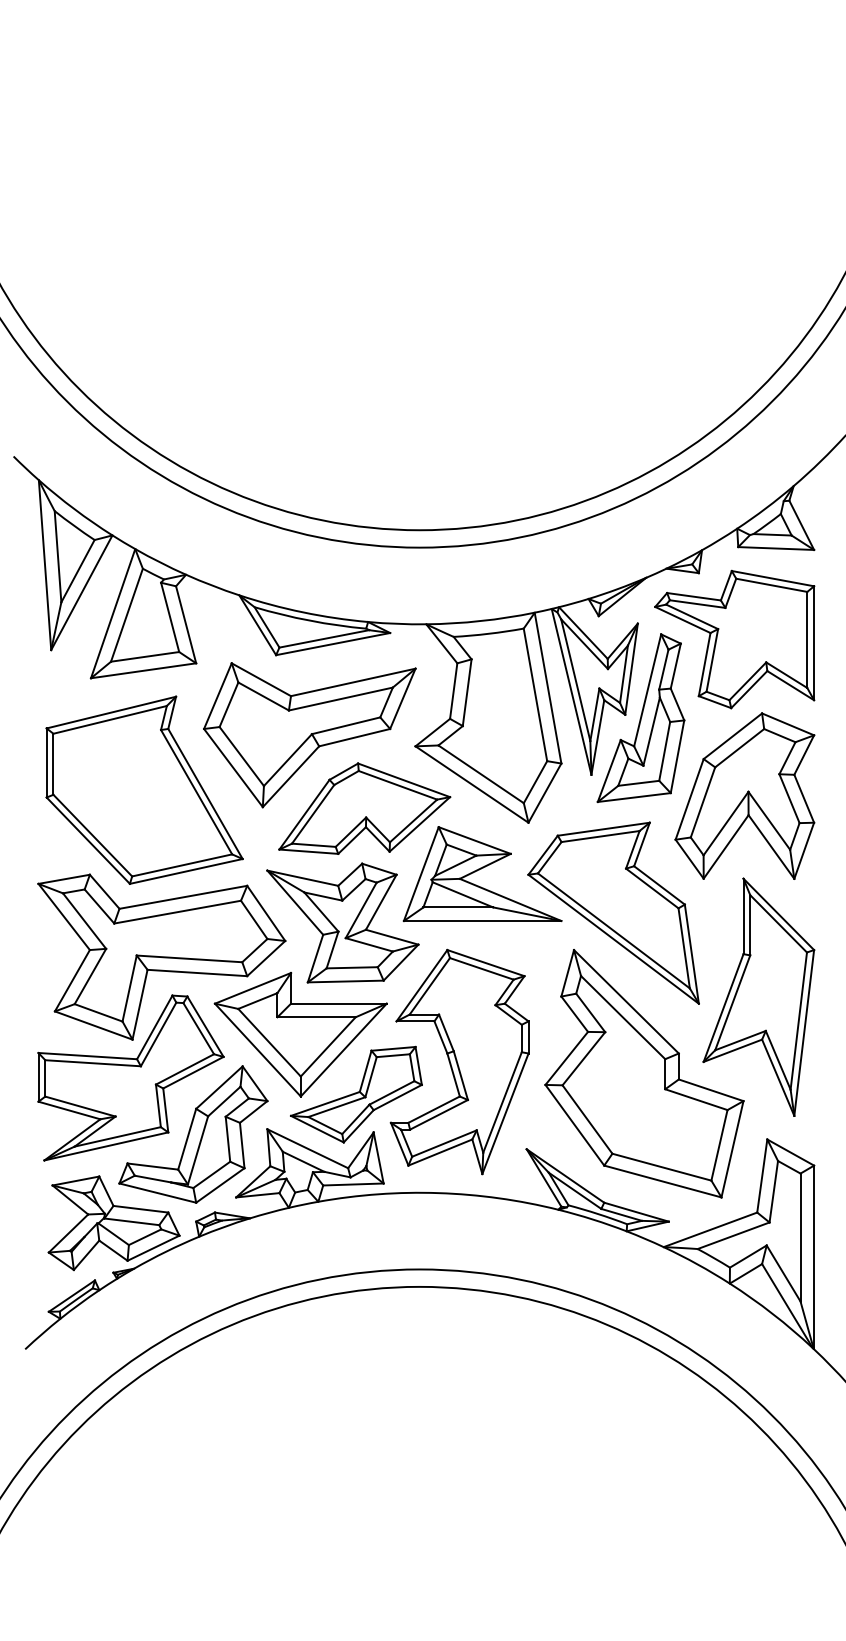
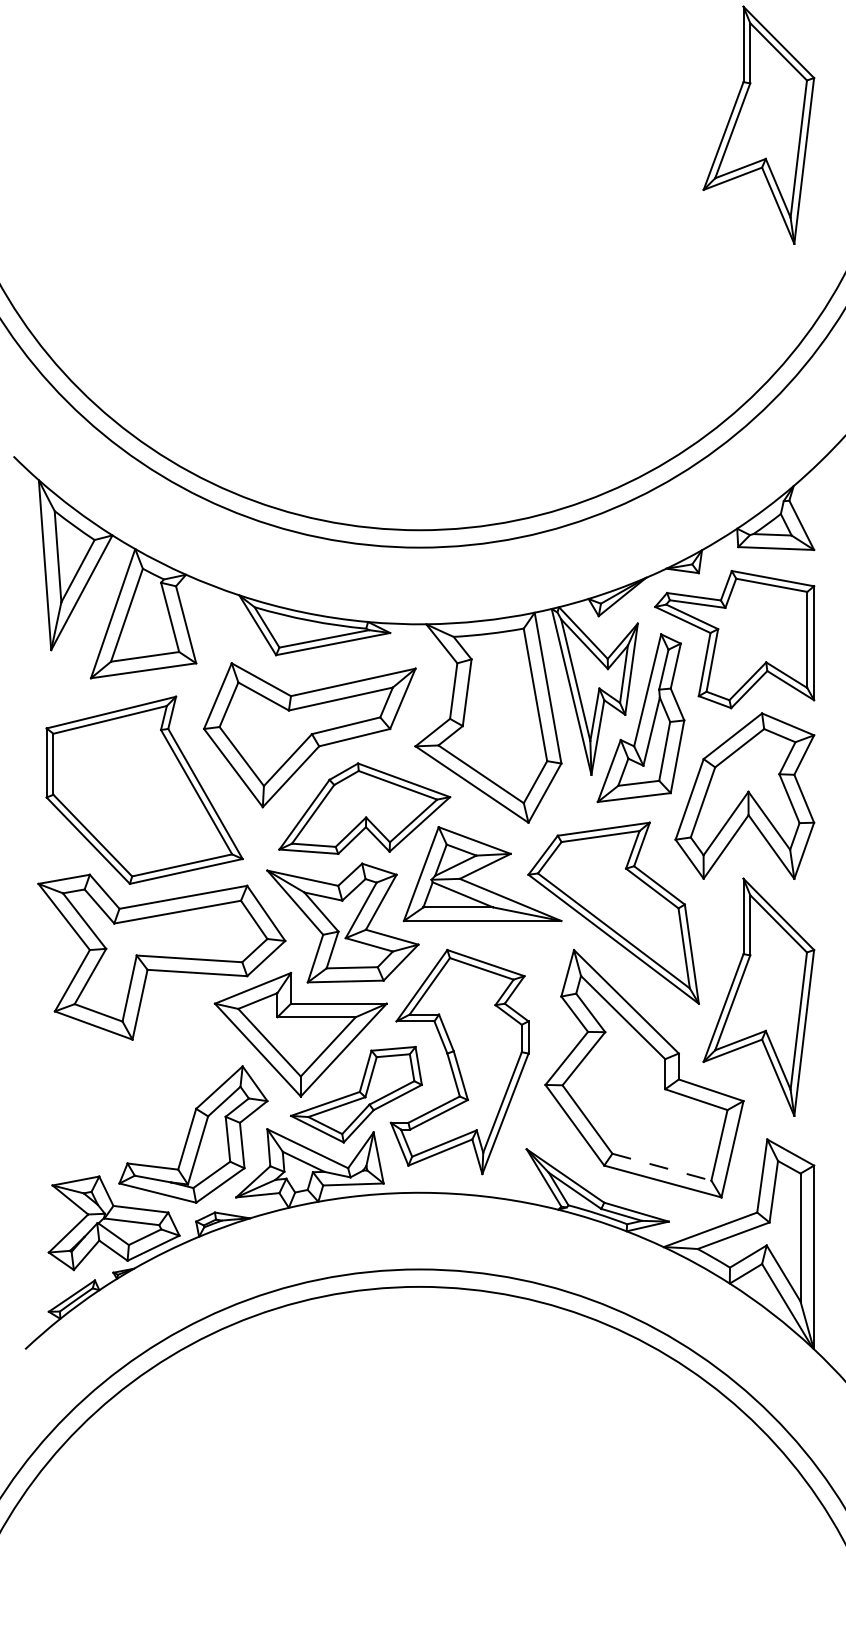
part: none -> present (758, 124)
part: present -> none (130, 1077)
line: solid -> dashed (662, 1167)
